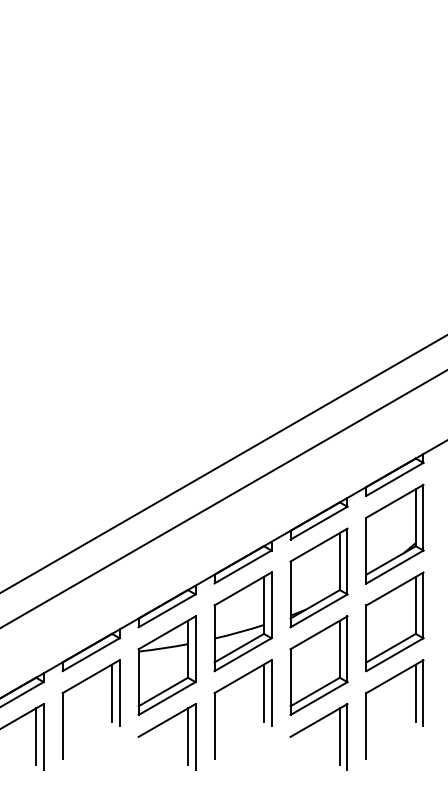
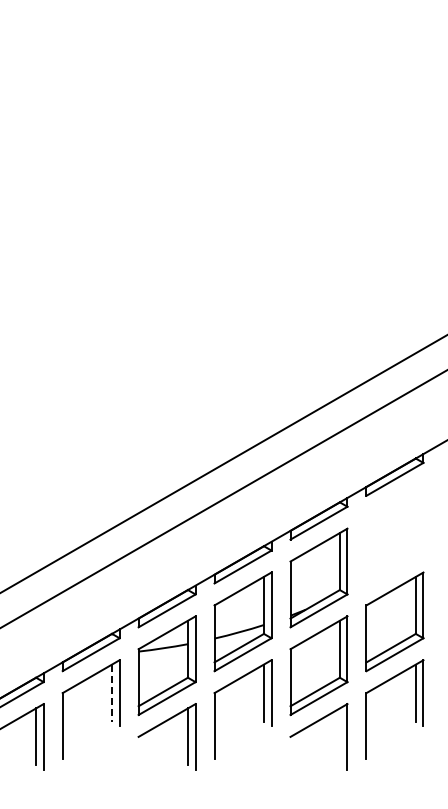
part: present -> none (394, 533)
line: solid -> dashed (112, 693)
line: present -> none (339, 736)
